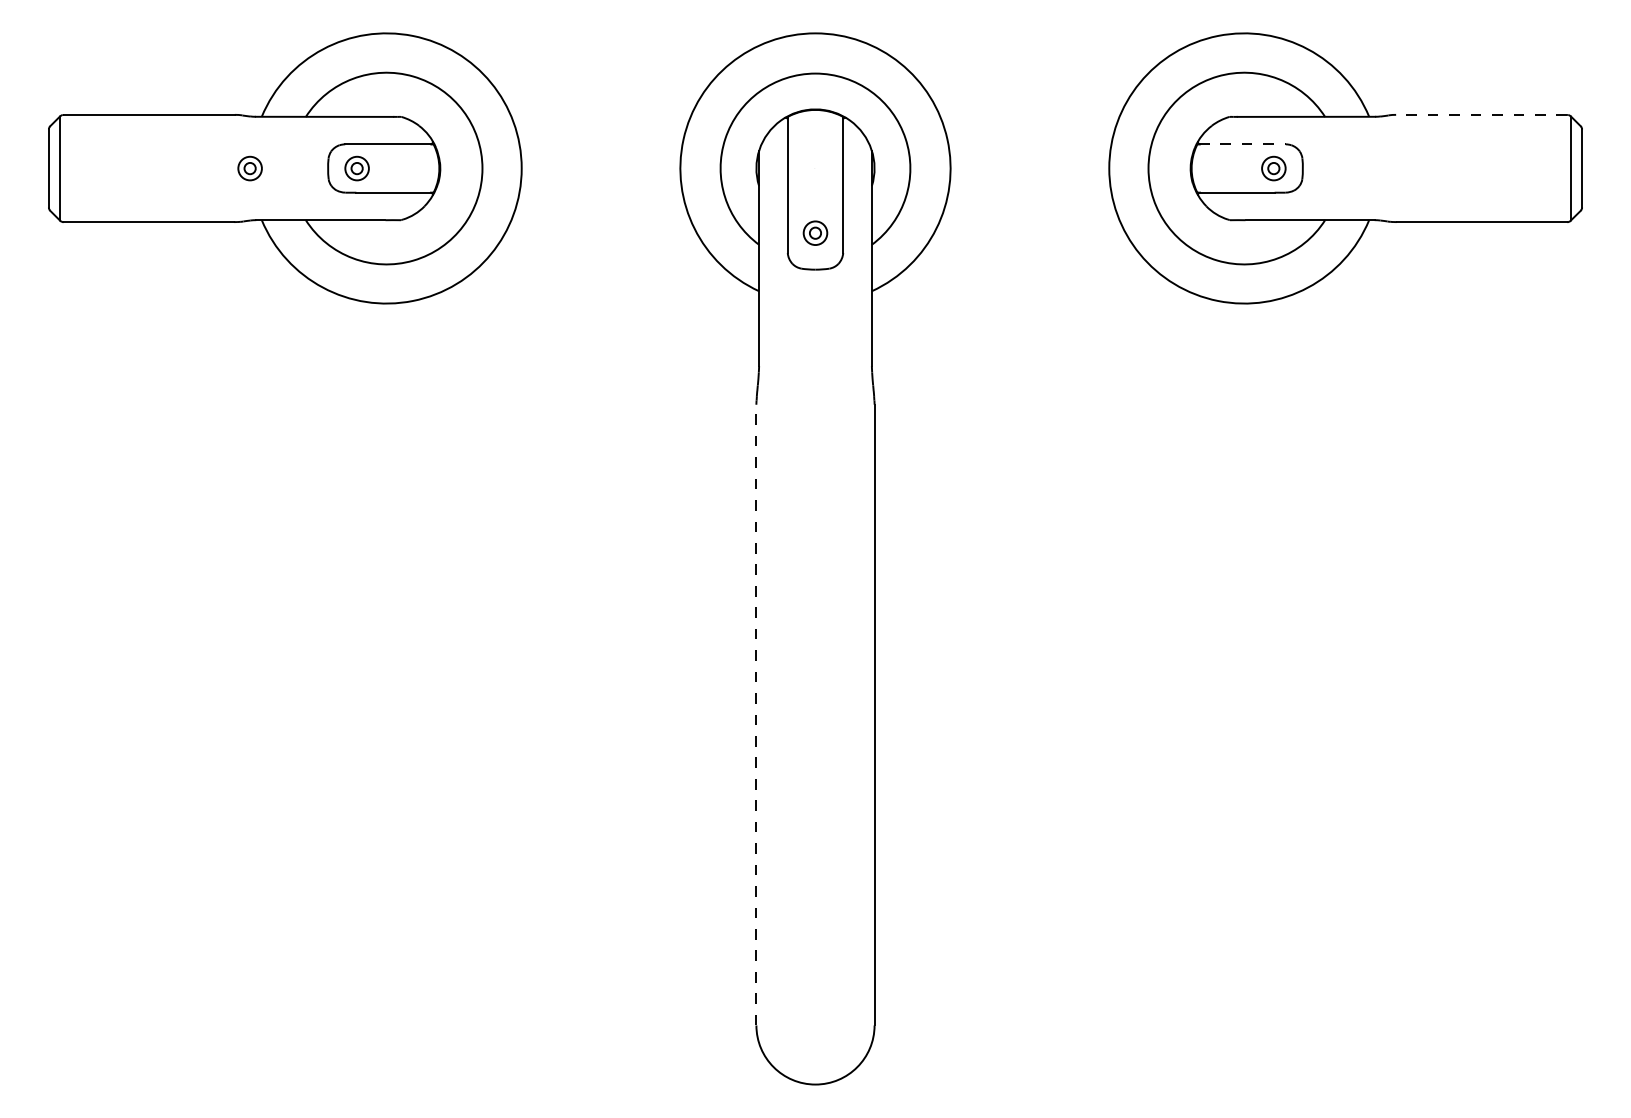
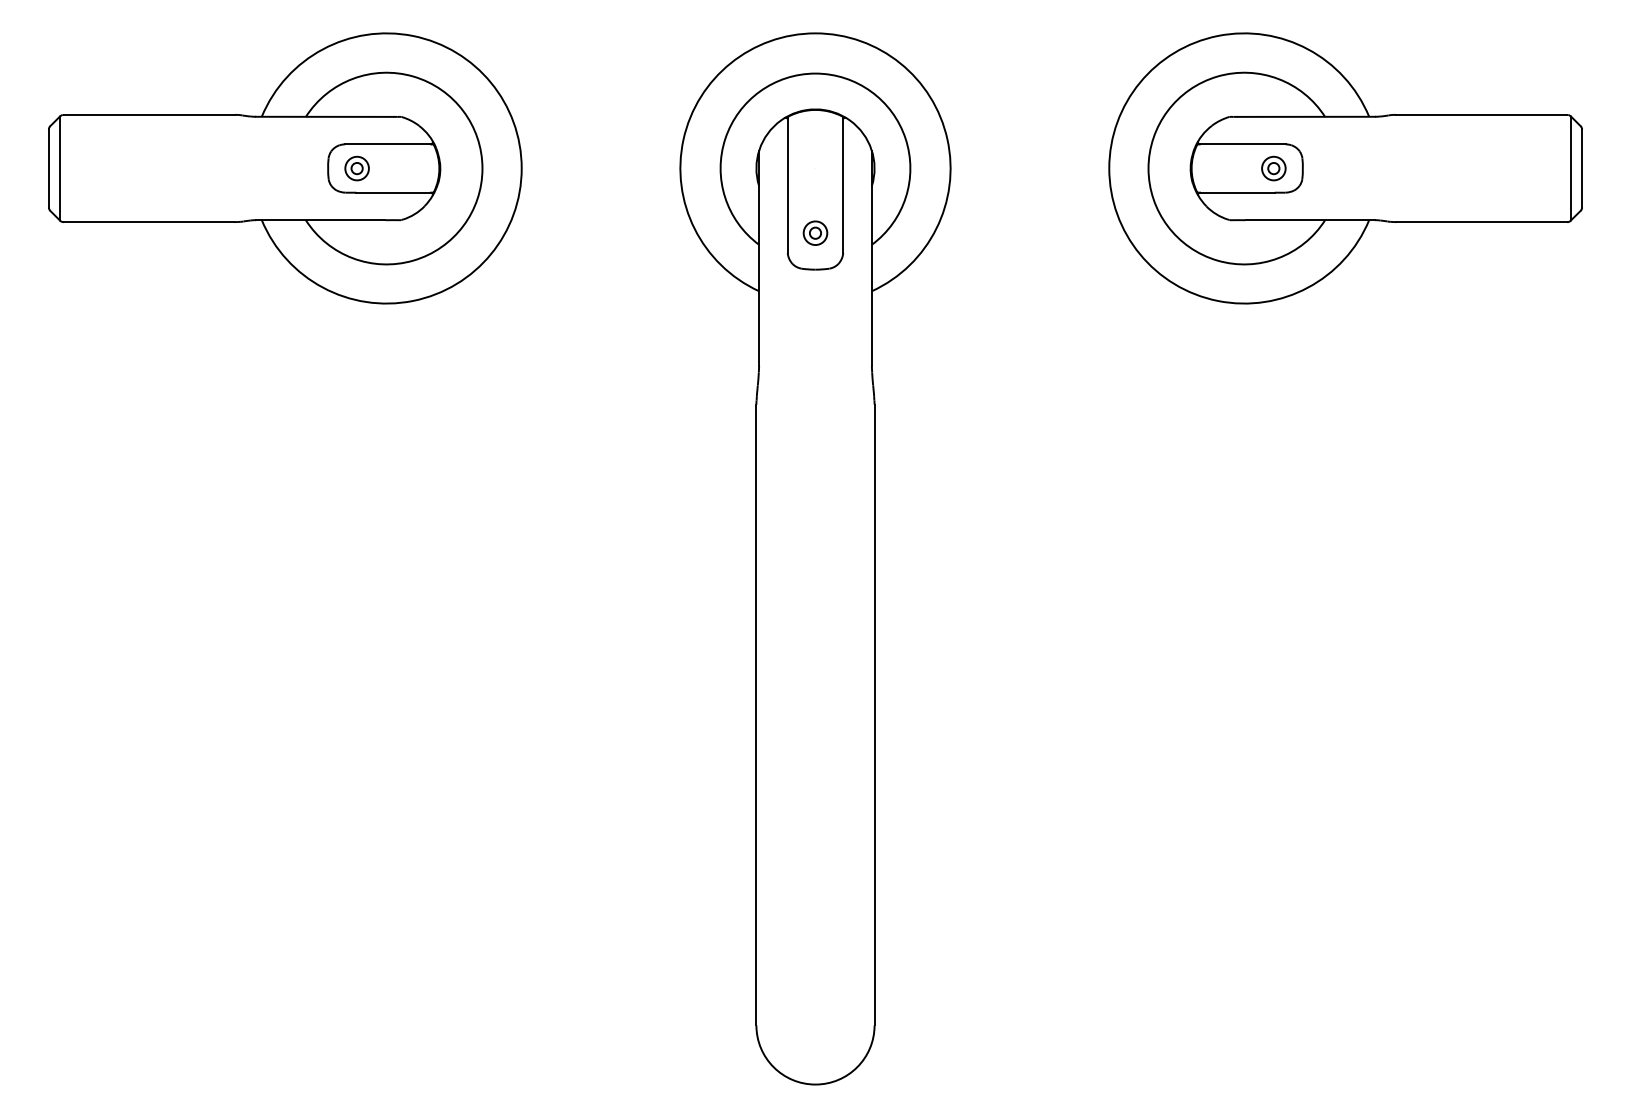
line: dashed -> solid (1481, 114)
line: dashed -> solid (1242, 144)
part: present -> none (249, 168)
line: dashed -> solid (756, 714)
